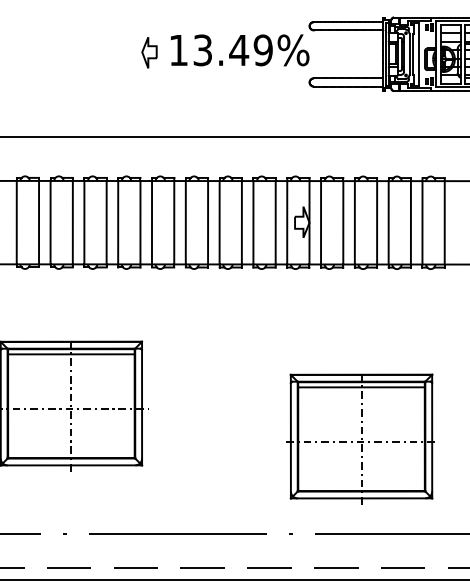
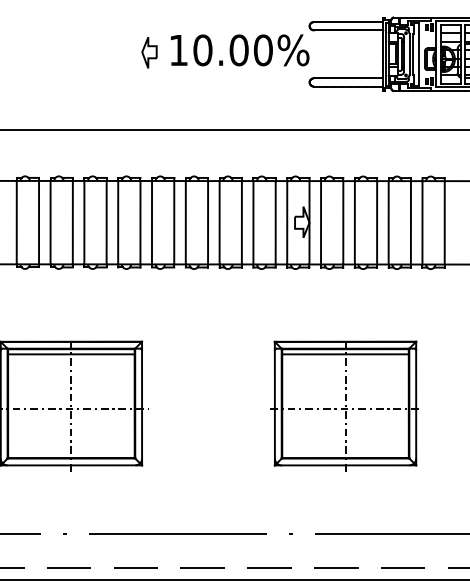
text: 13.49% -> 10.00% (232, 50)
line position: (234, 137) -> (234, 130) (234, 130)
part position: (360, 438) -> (344, 405) (344, 405)
